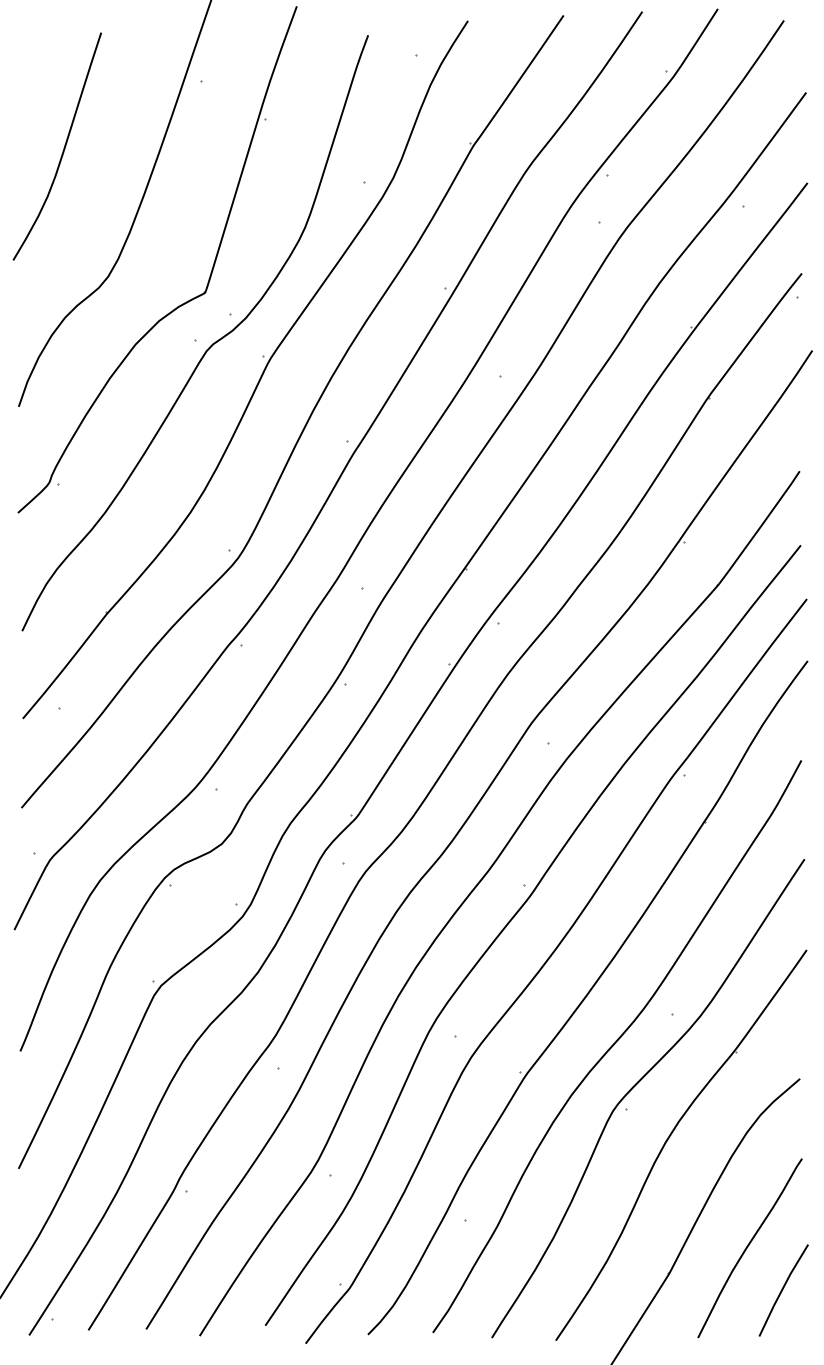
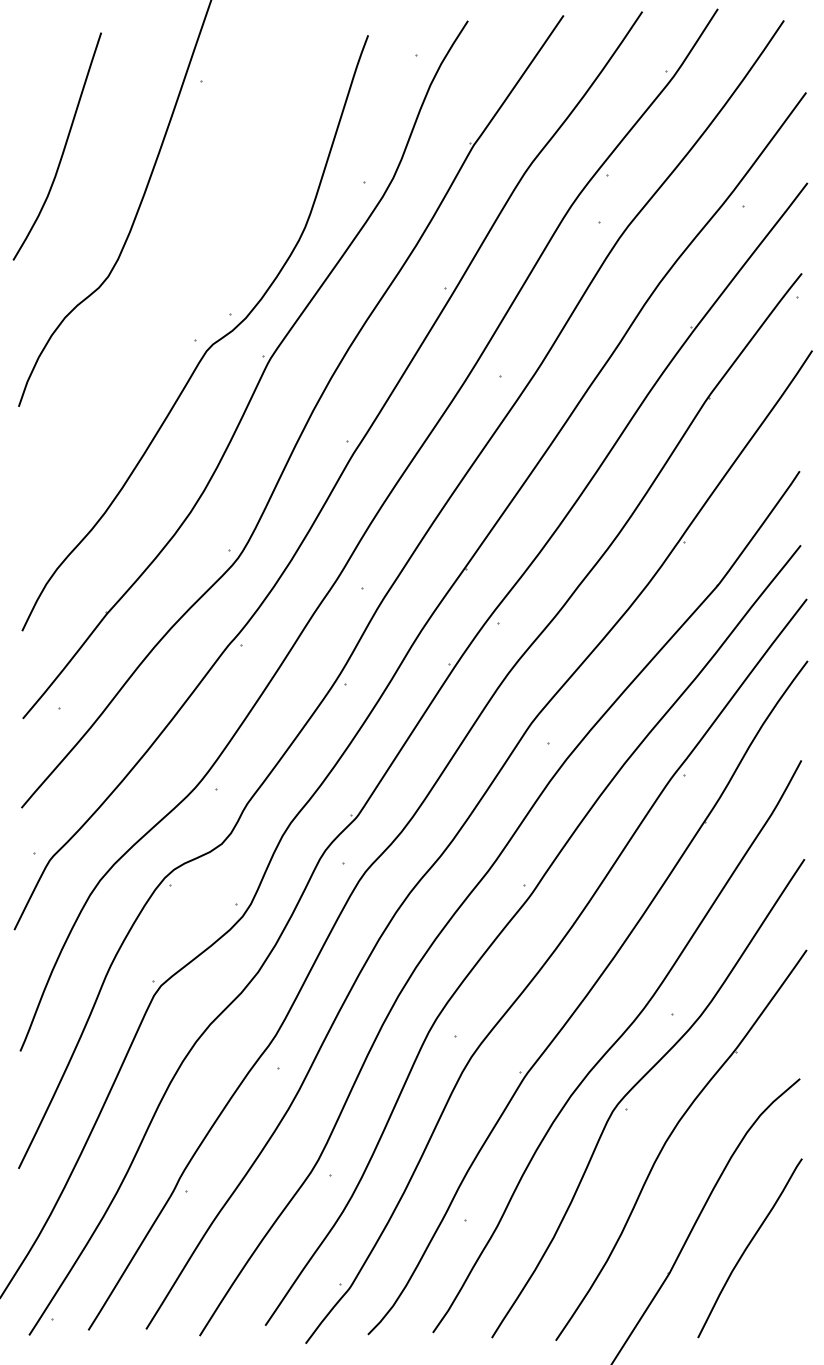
part: present -> none (180, 304)
line: present -> none (783, 1289)
